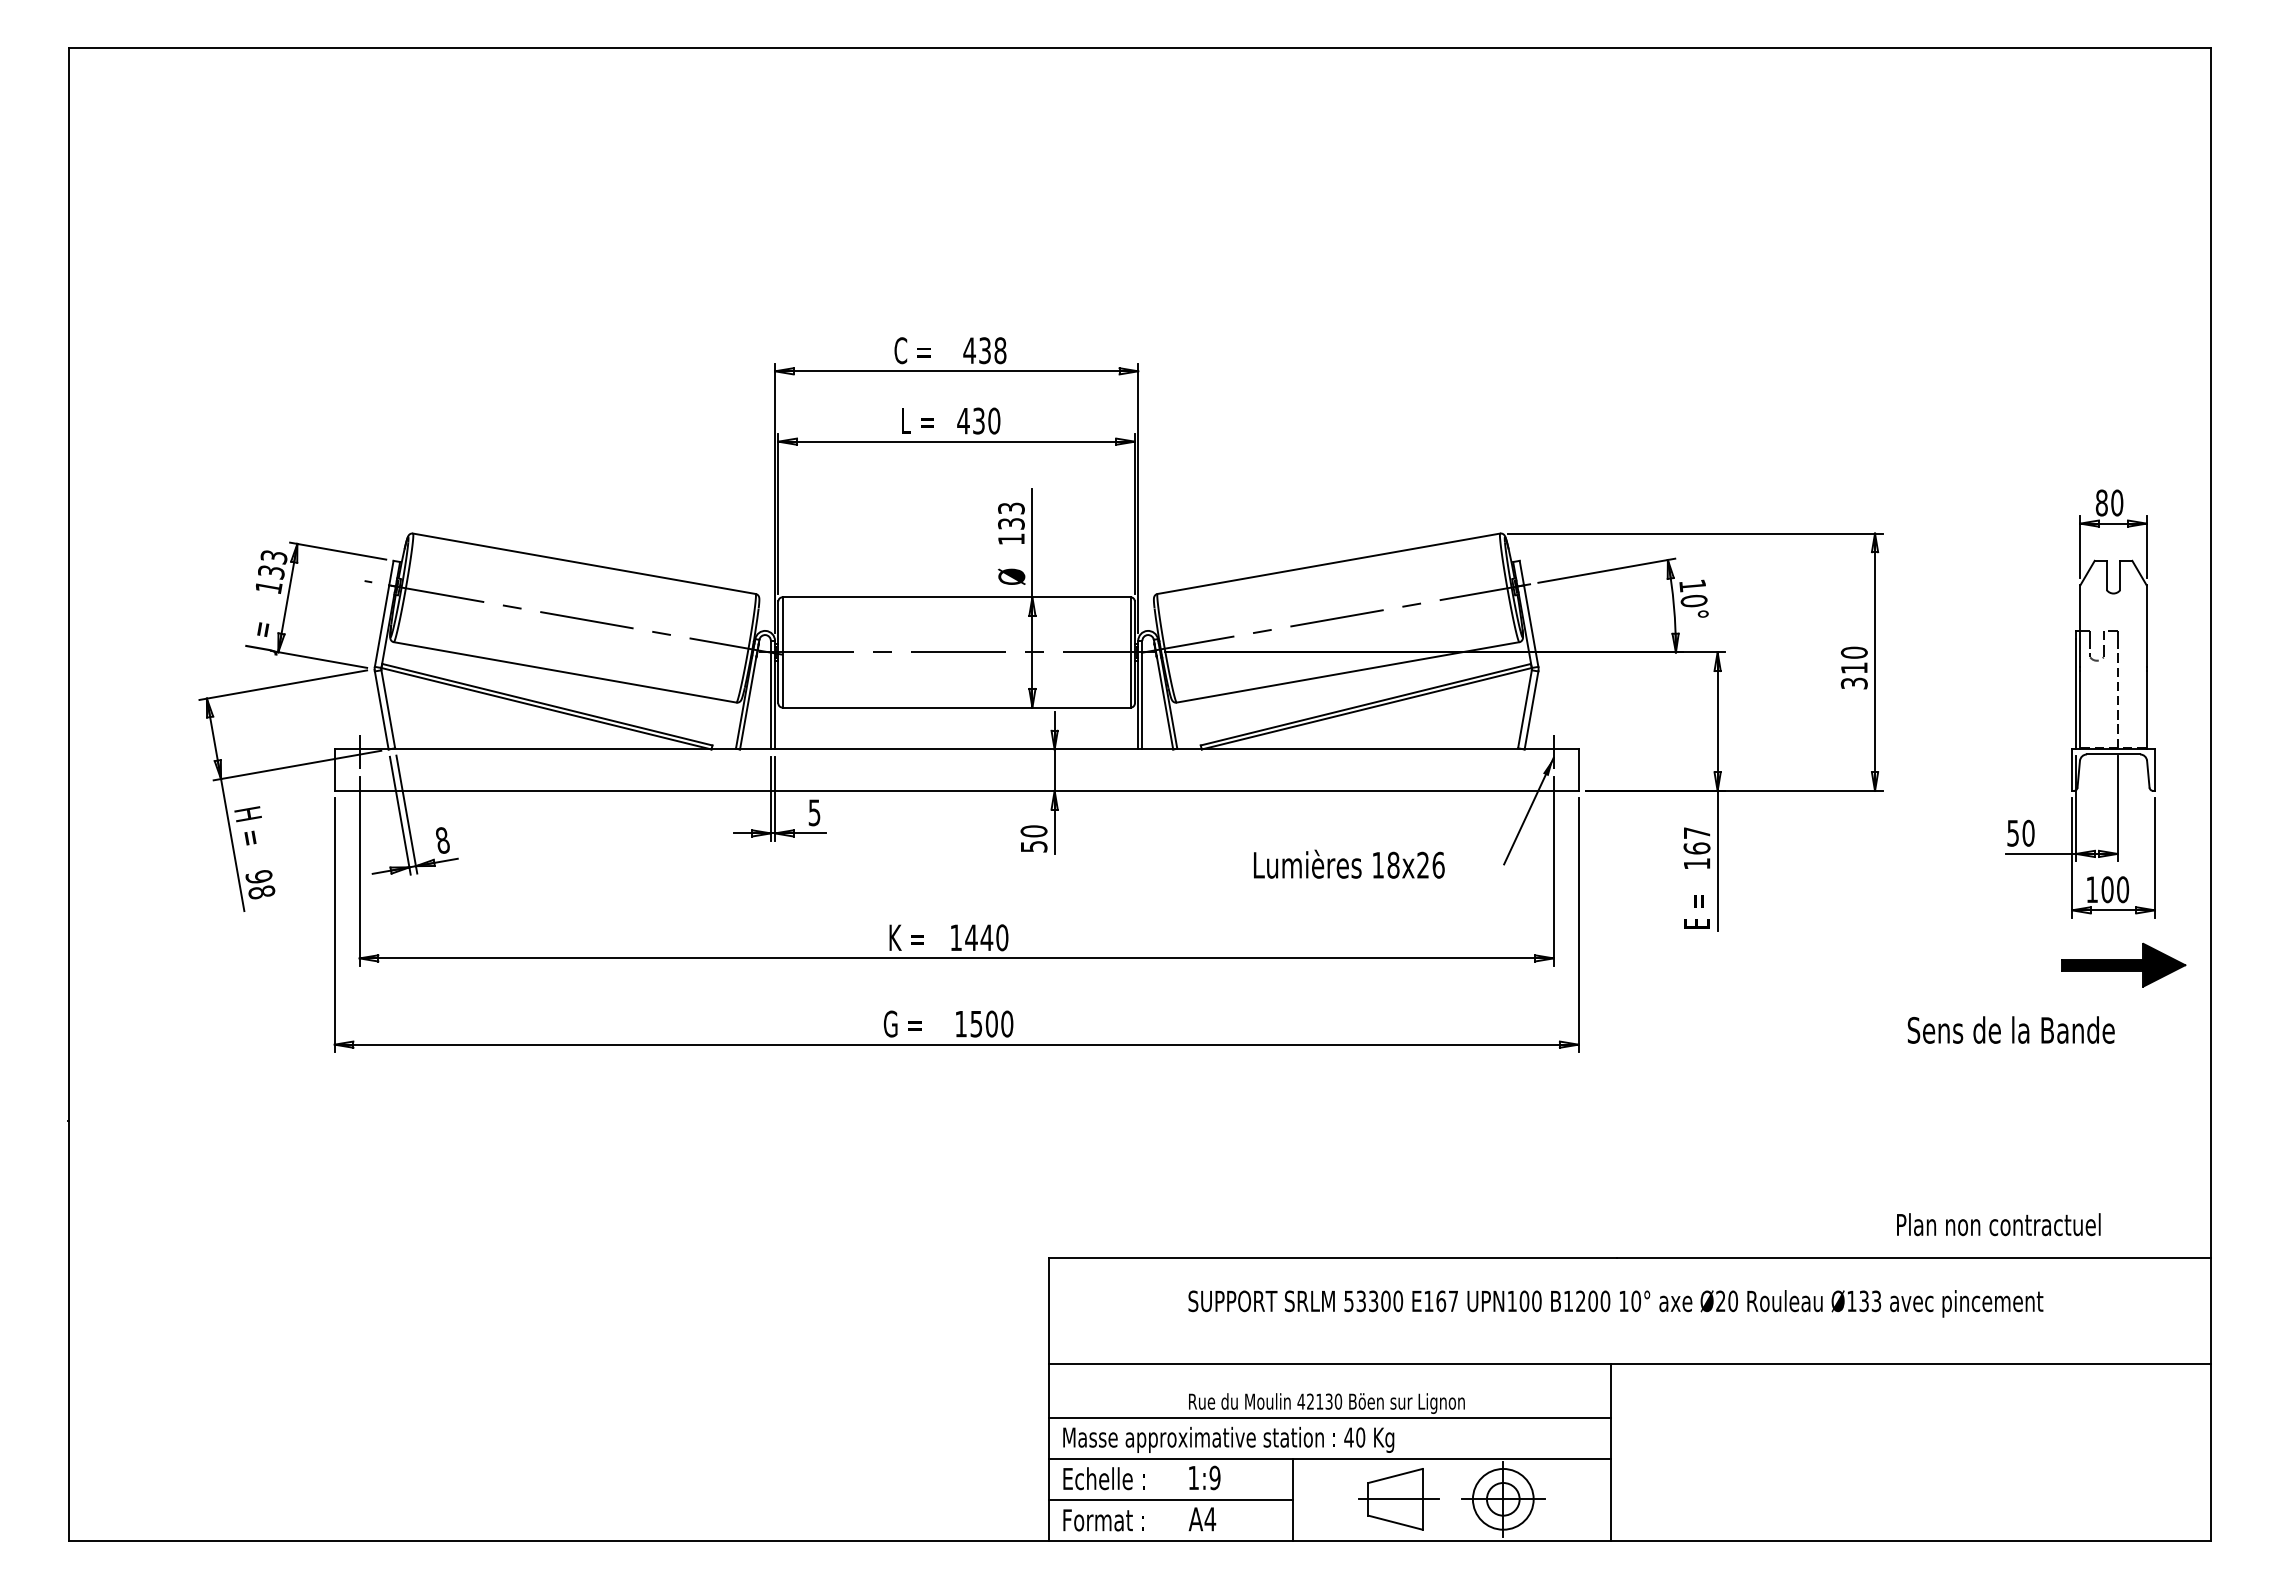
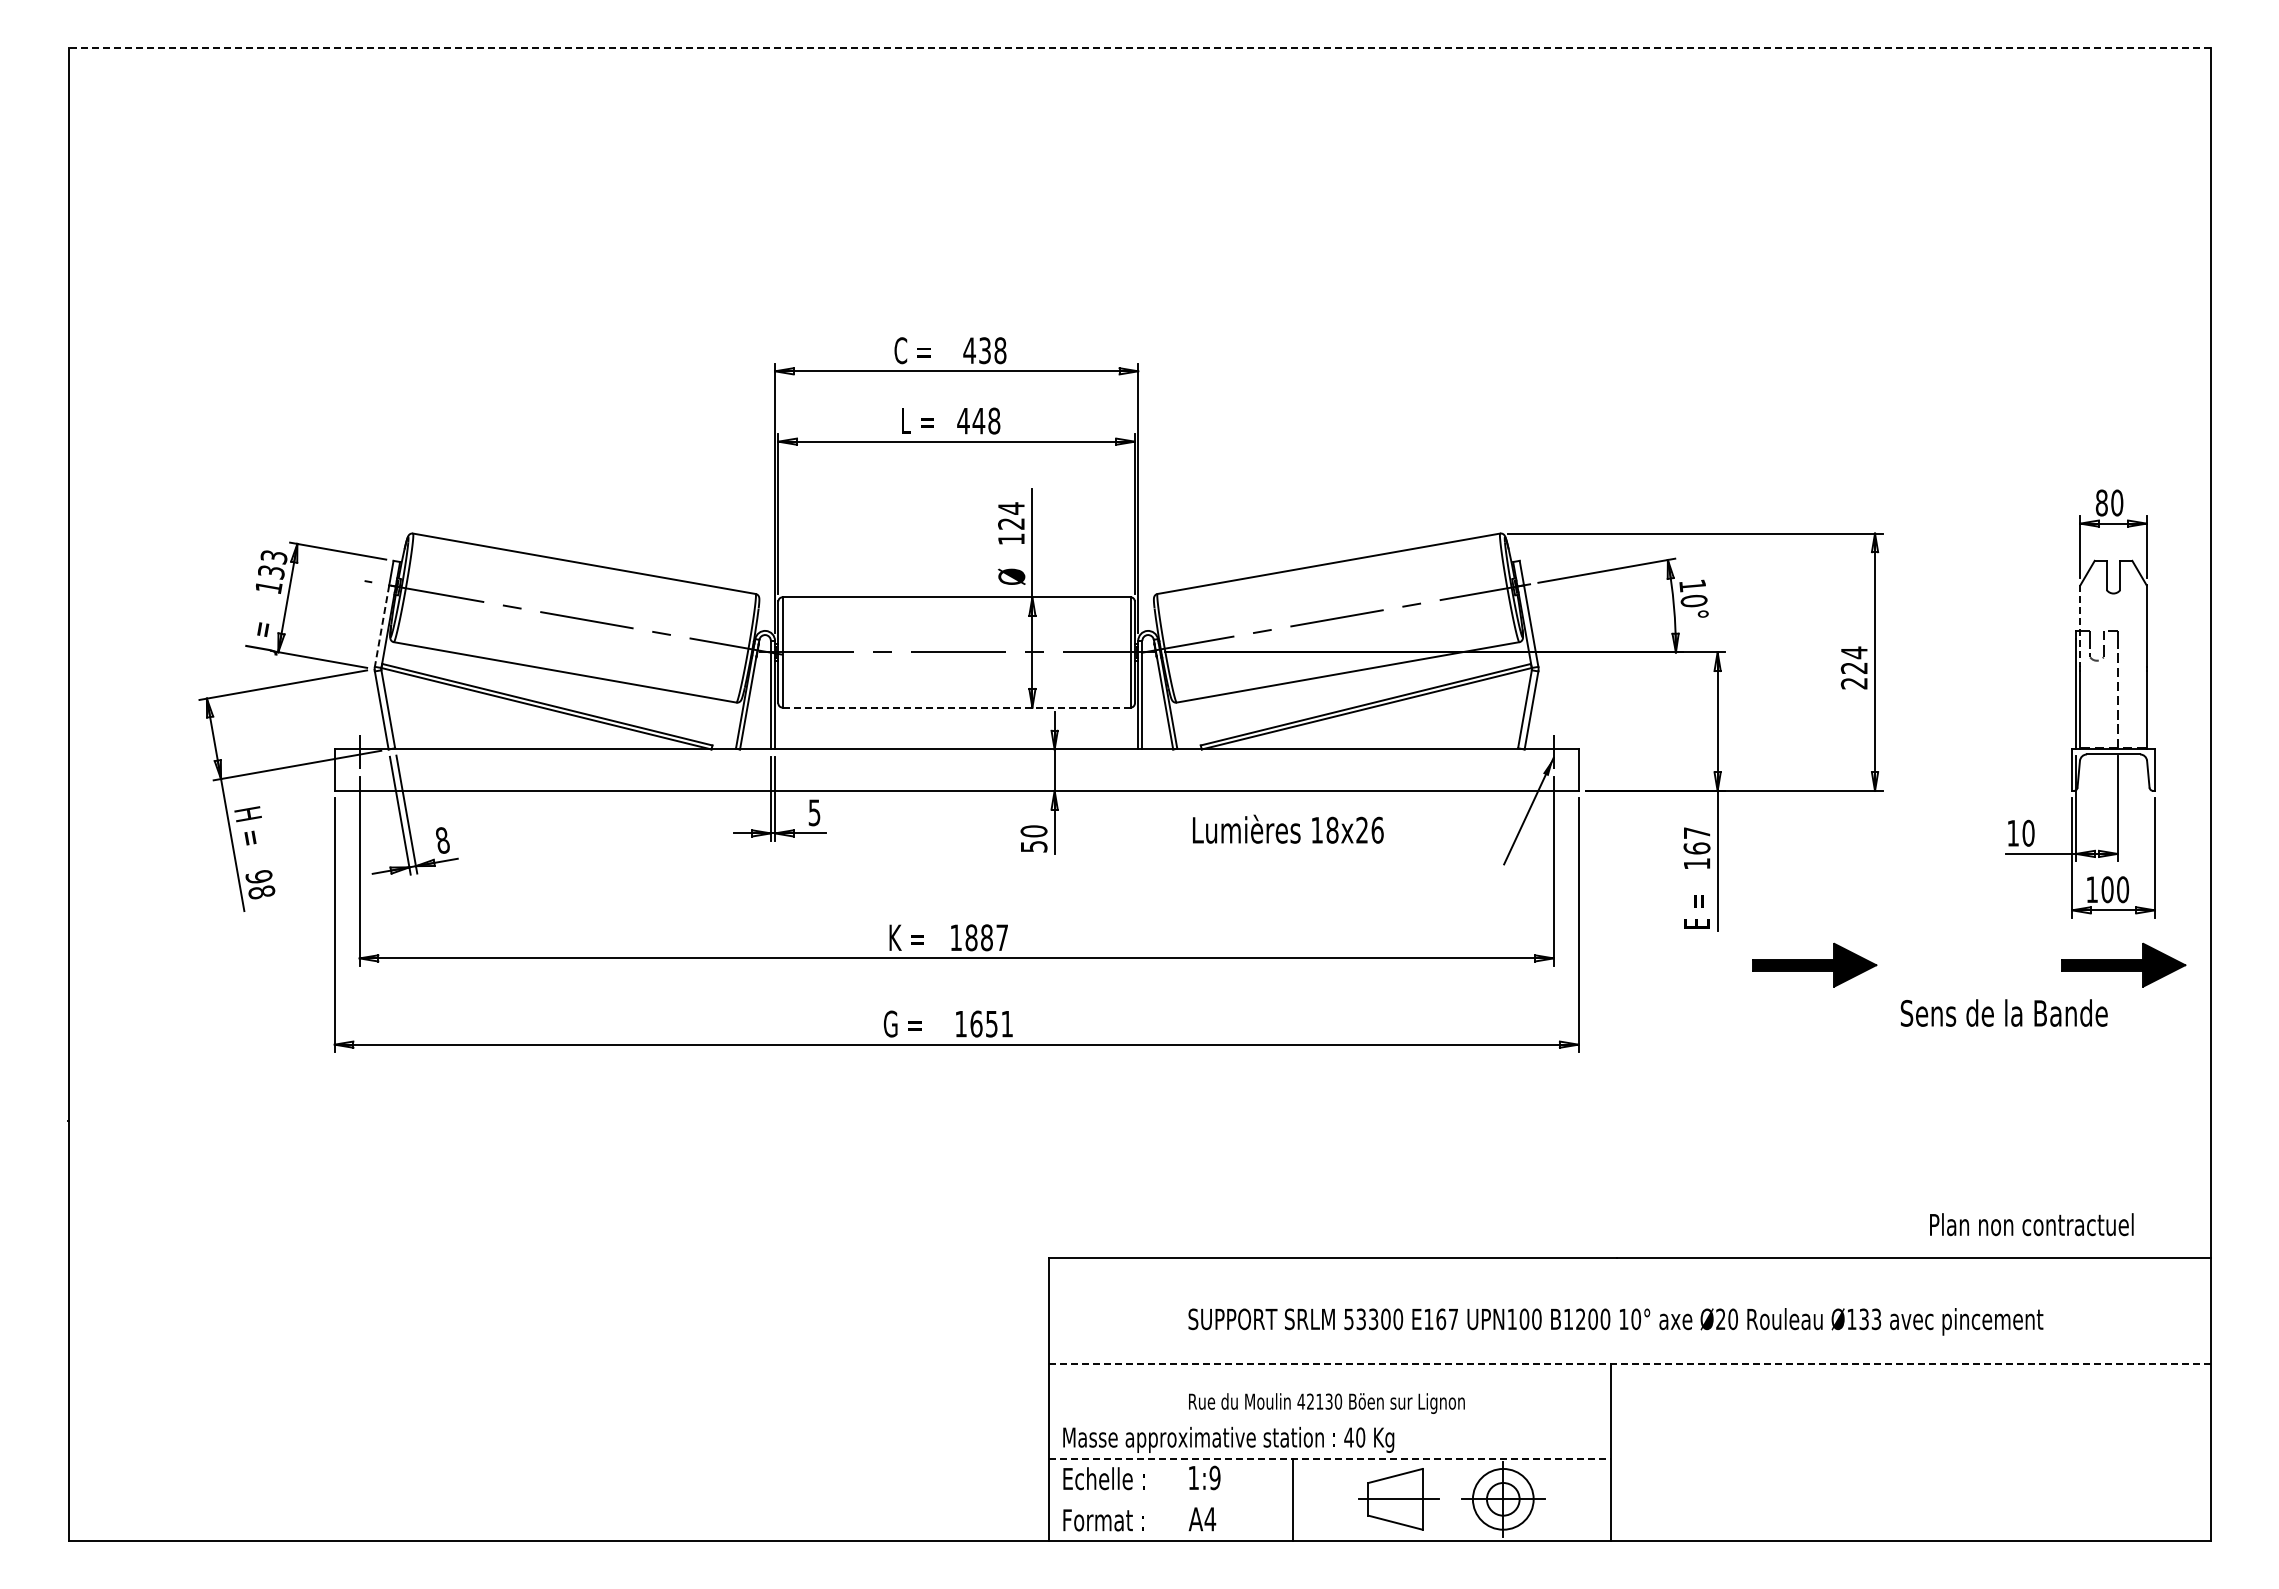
line: solid -> dashed (1139, 47)
text: 430 -> 448 (986, 420)
text: 133 -> 124 (1011, 515)
line: solid -> dashed (381, 626)
line: solid -> dashed (2080, 626)
text: 310 -> 224 (1853, 667)
line: solid -> dashed (957, 707)
text: 50 -> 10 (2012, 833)
text position: (1349, 863) -> (1288, 828) (1288, 828)
text: 1440 -> 1887 (986, 937)
part: none -> present (1814, 964)
text: 1500 -> 1651 (991, 1023)
text position: (2010, 1029) -> (2003, 1012) (2003, 1012)
text position: (1998, 1224) -> (2031, 1224) (2031, 1224)
text position: (1615, 1303) -> (1615, 1321) (1615, 1321)
line: solid -> dashed (1629, 1363)
line: present -> none (1330, 1418)
line: solid -> dashed (1330, 1459)
line: present -> none (1170, 1500)
